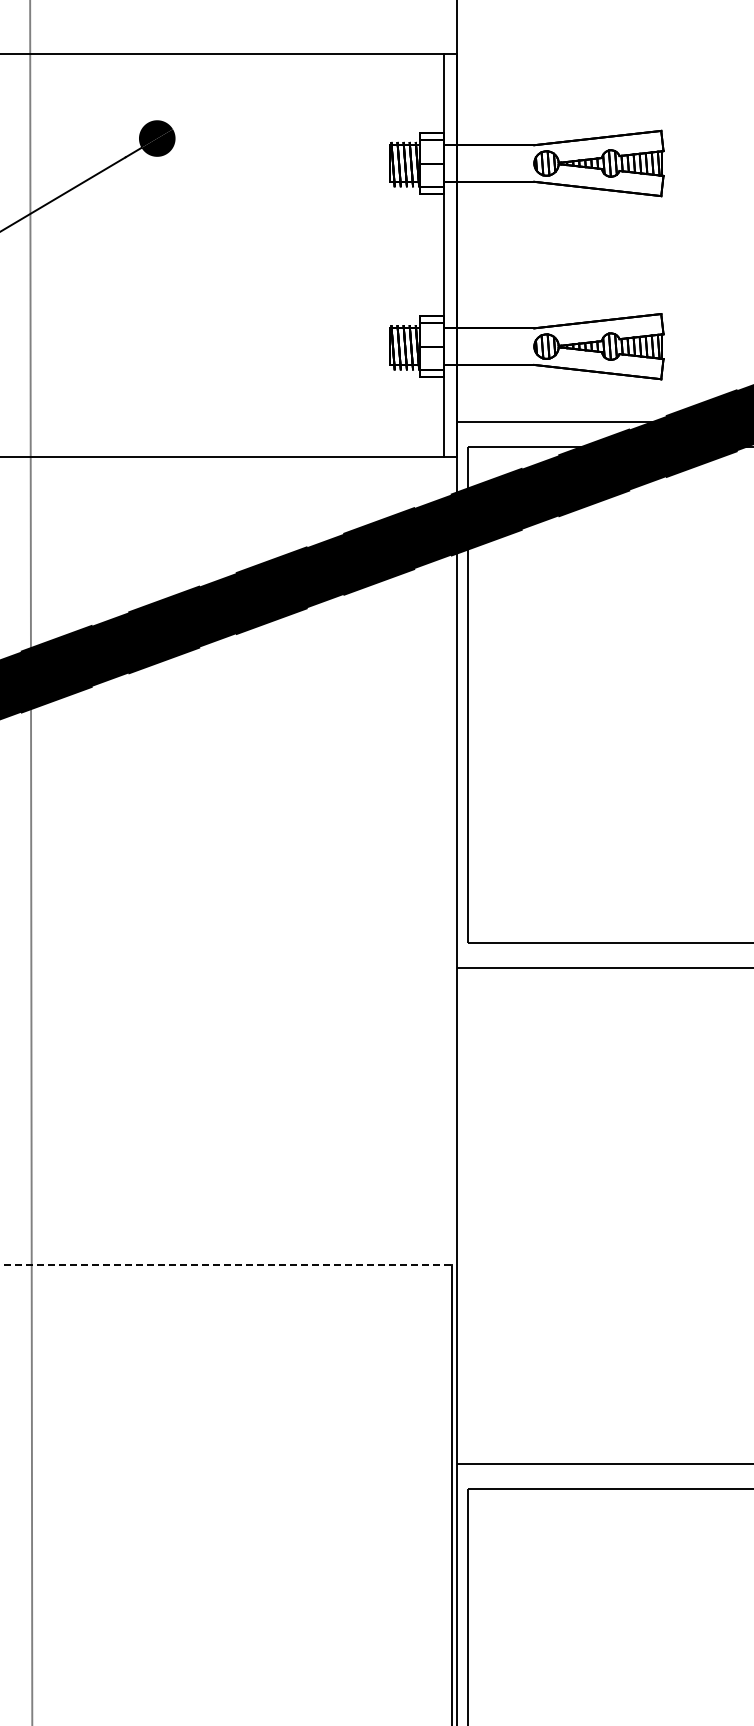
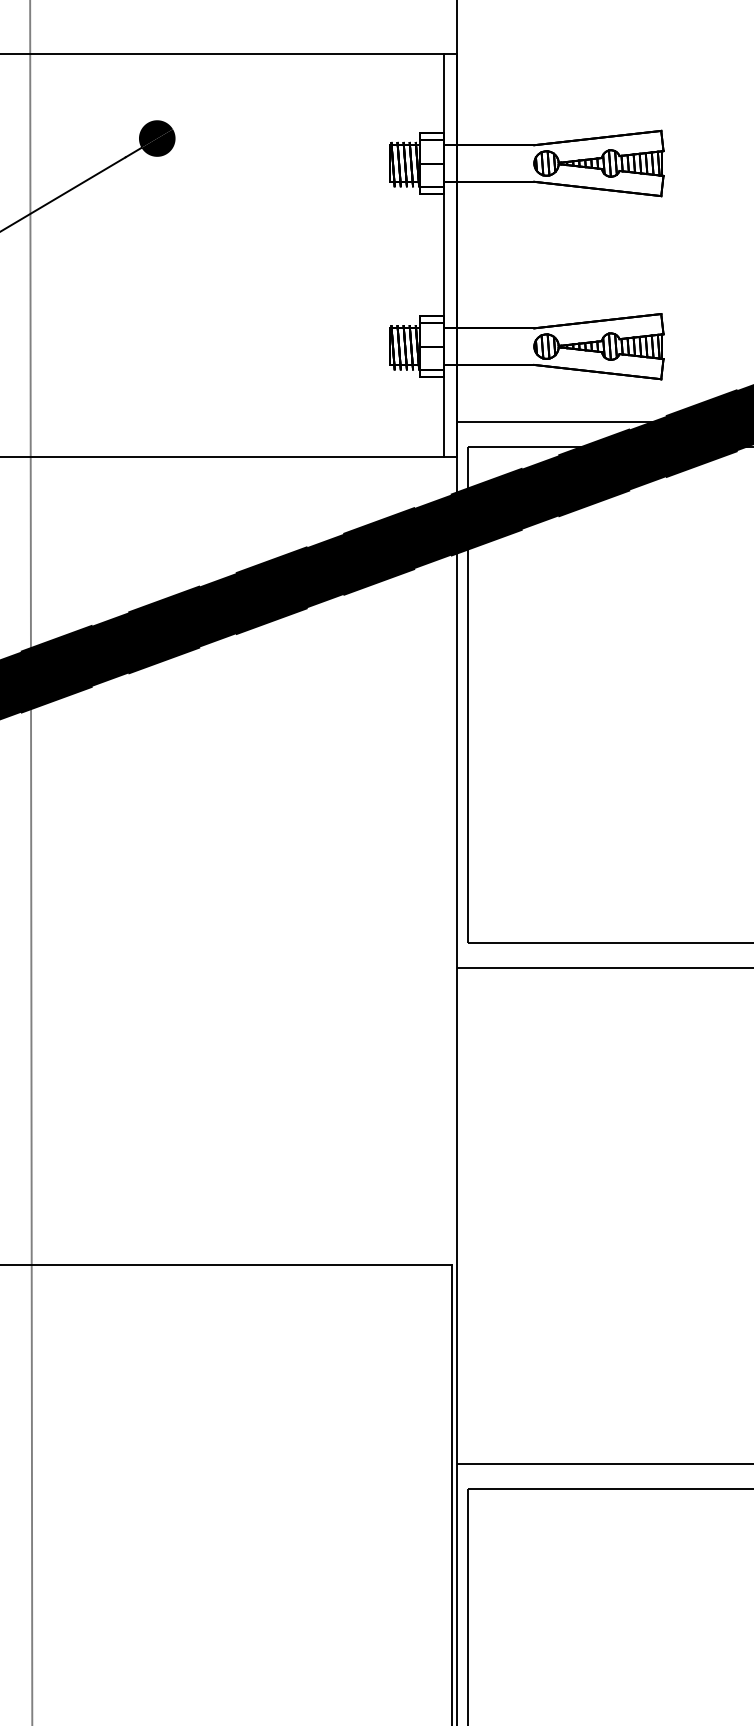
line: dashed -> solid (226, 1264)
